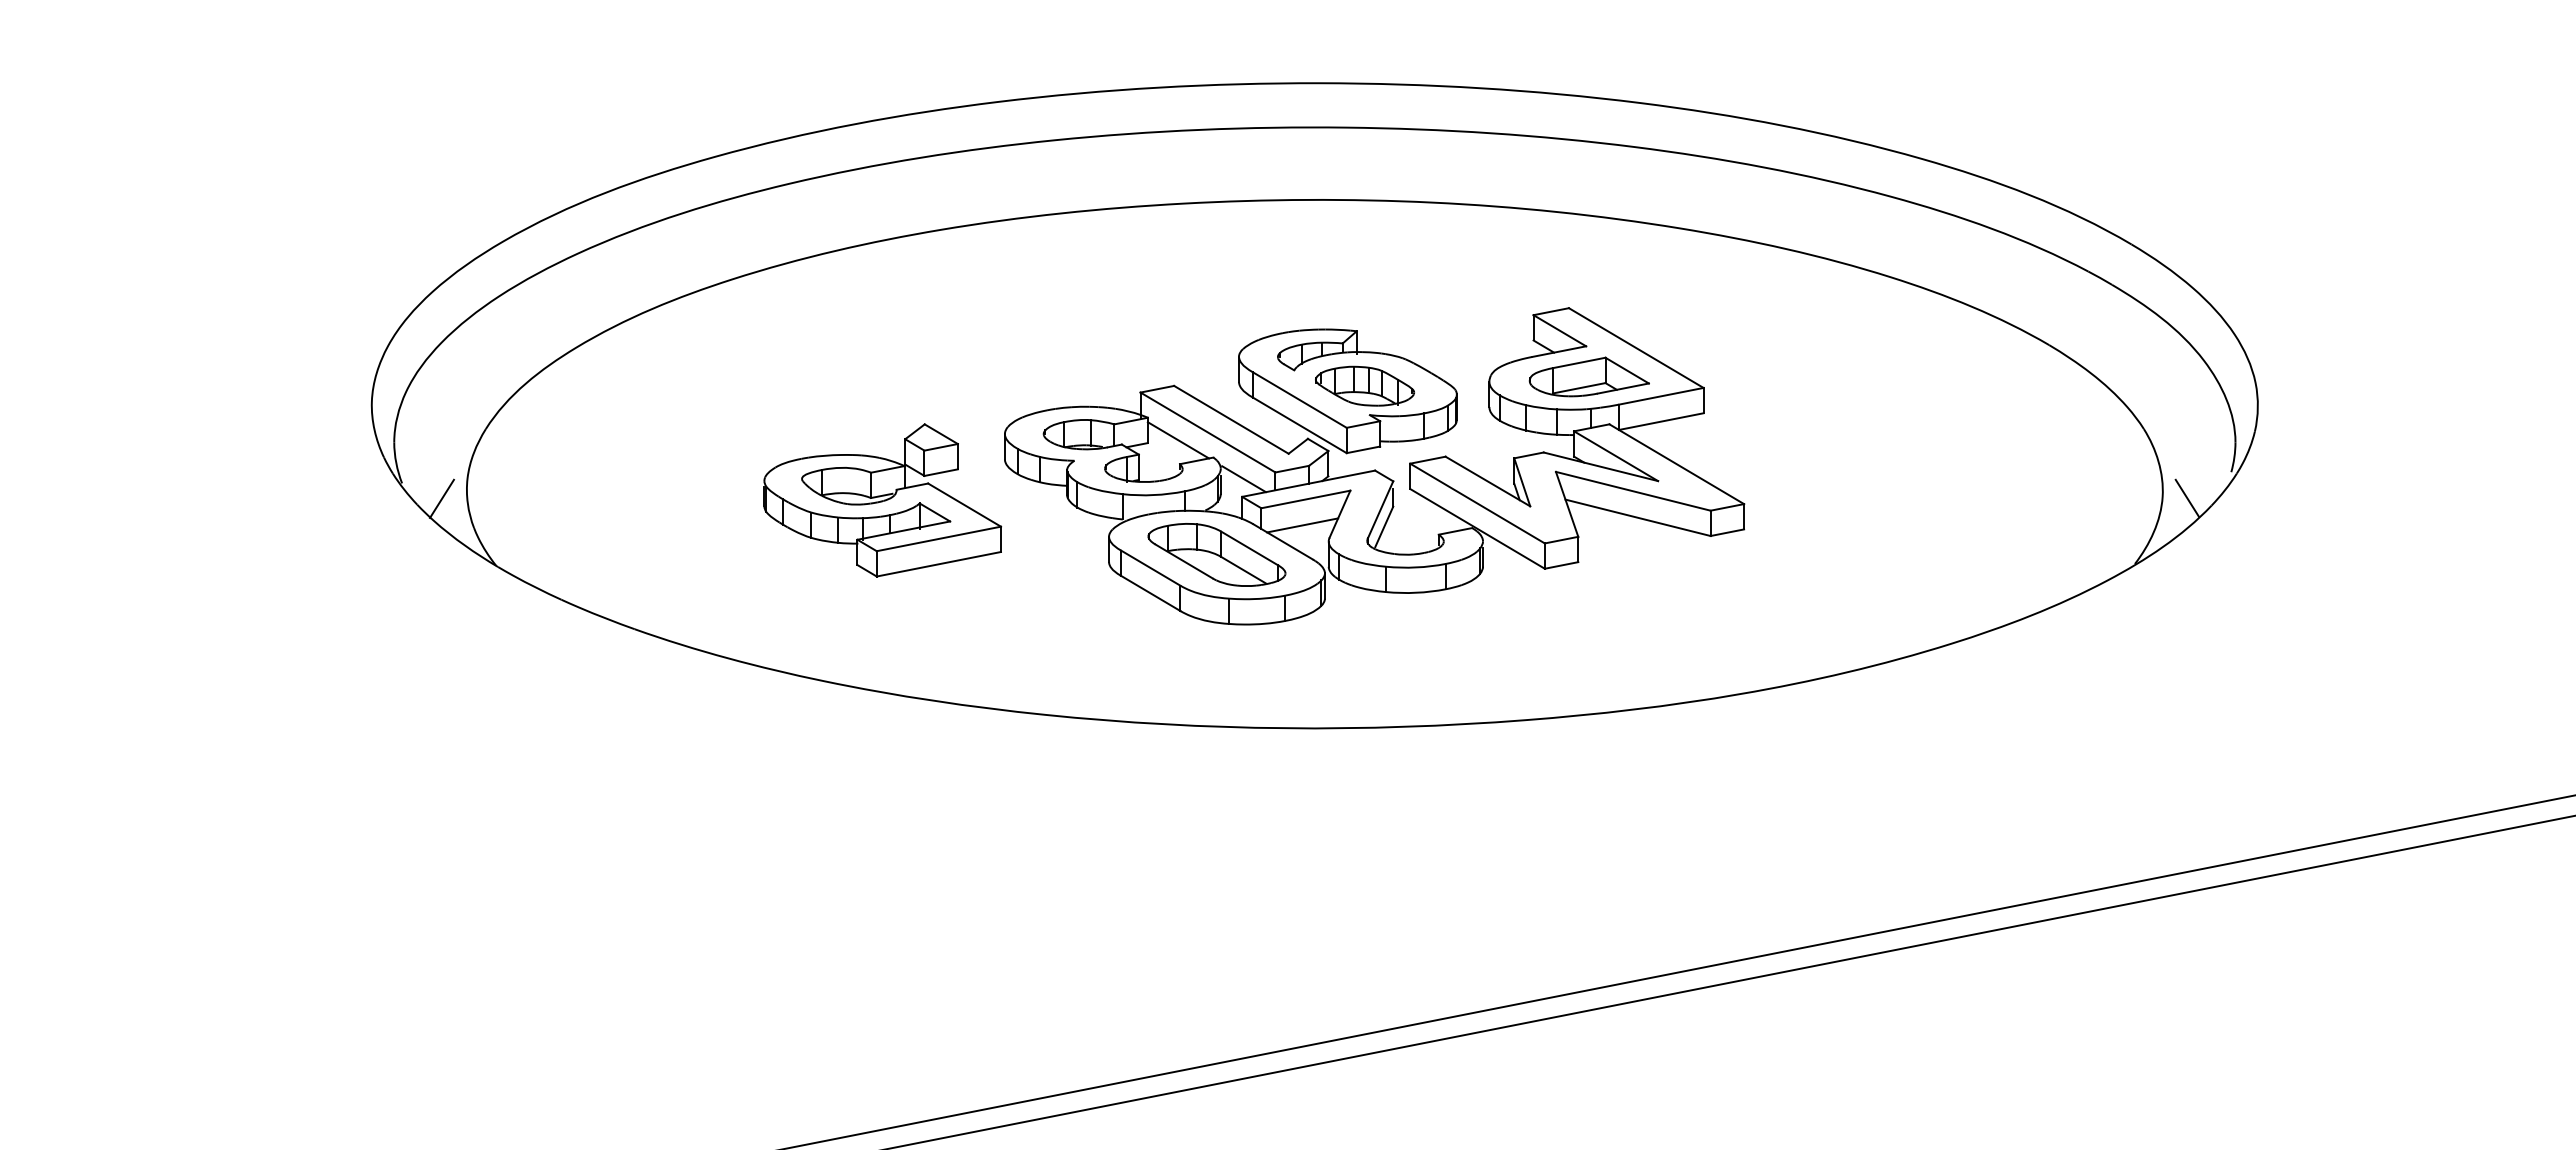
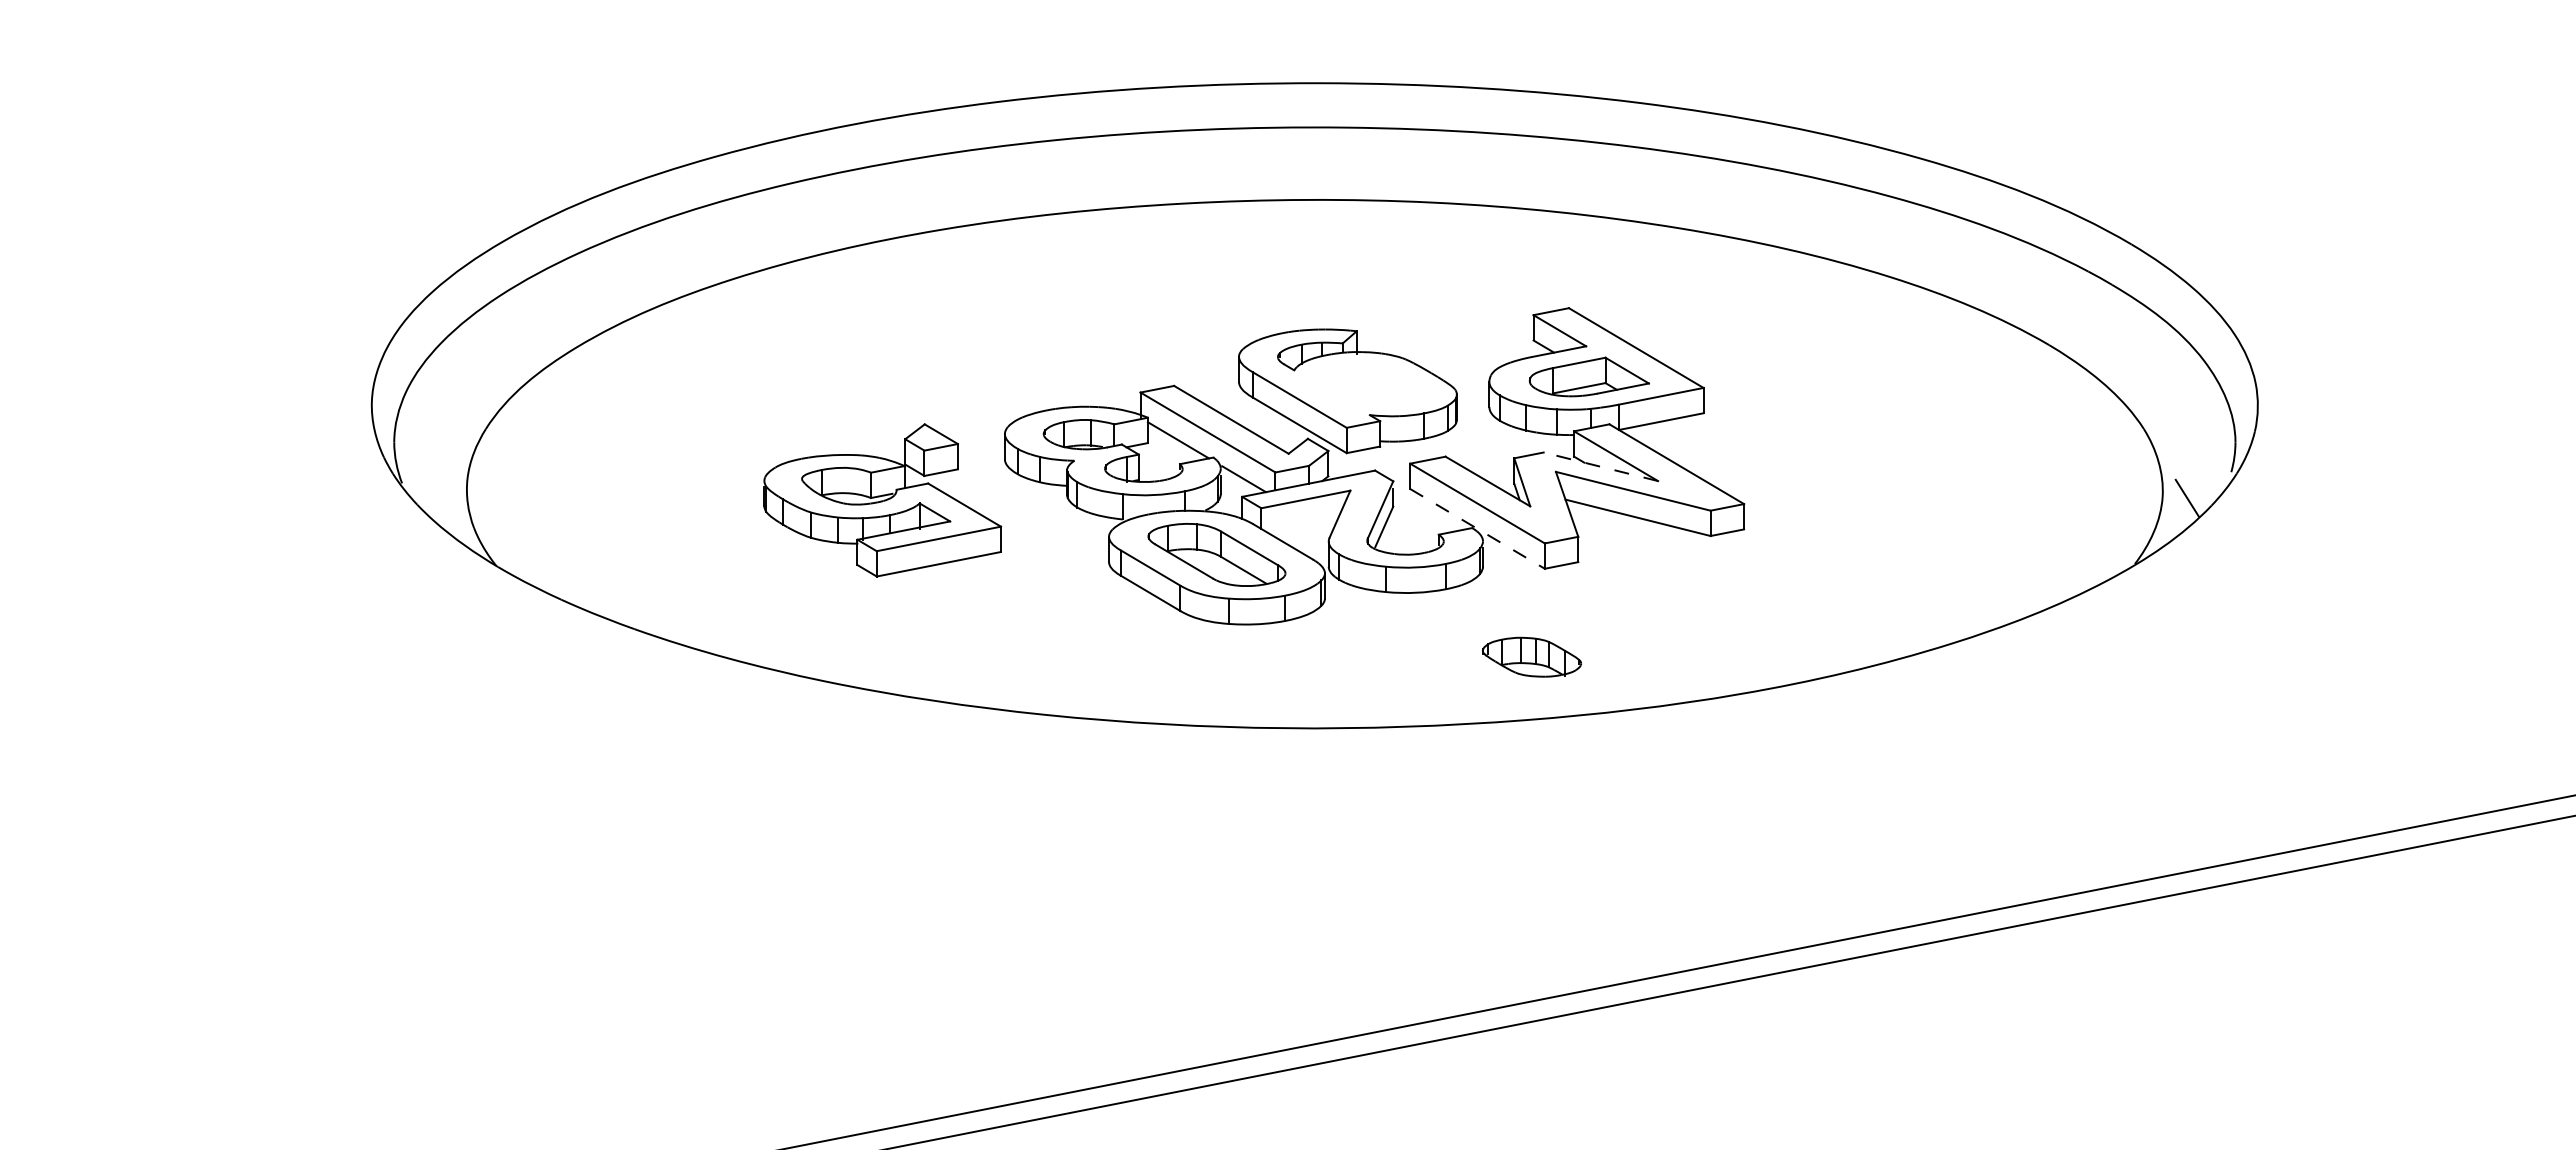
part position: (1364, 385) -> (1531, 656) (1531, 656)
line: solid -> dashed (1600, 466)
line: present -> none (441, 498)
line: present -> none (1302, 525)
line: solid -> dashed (1477, 529)
